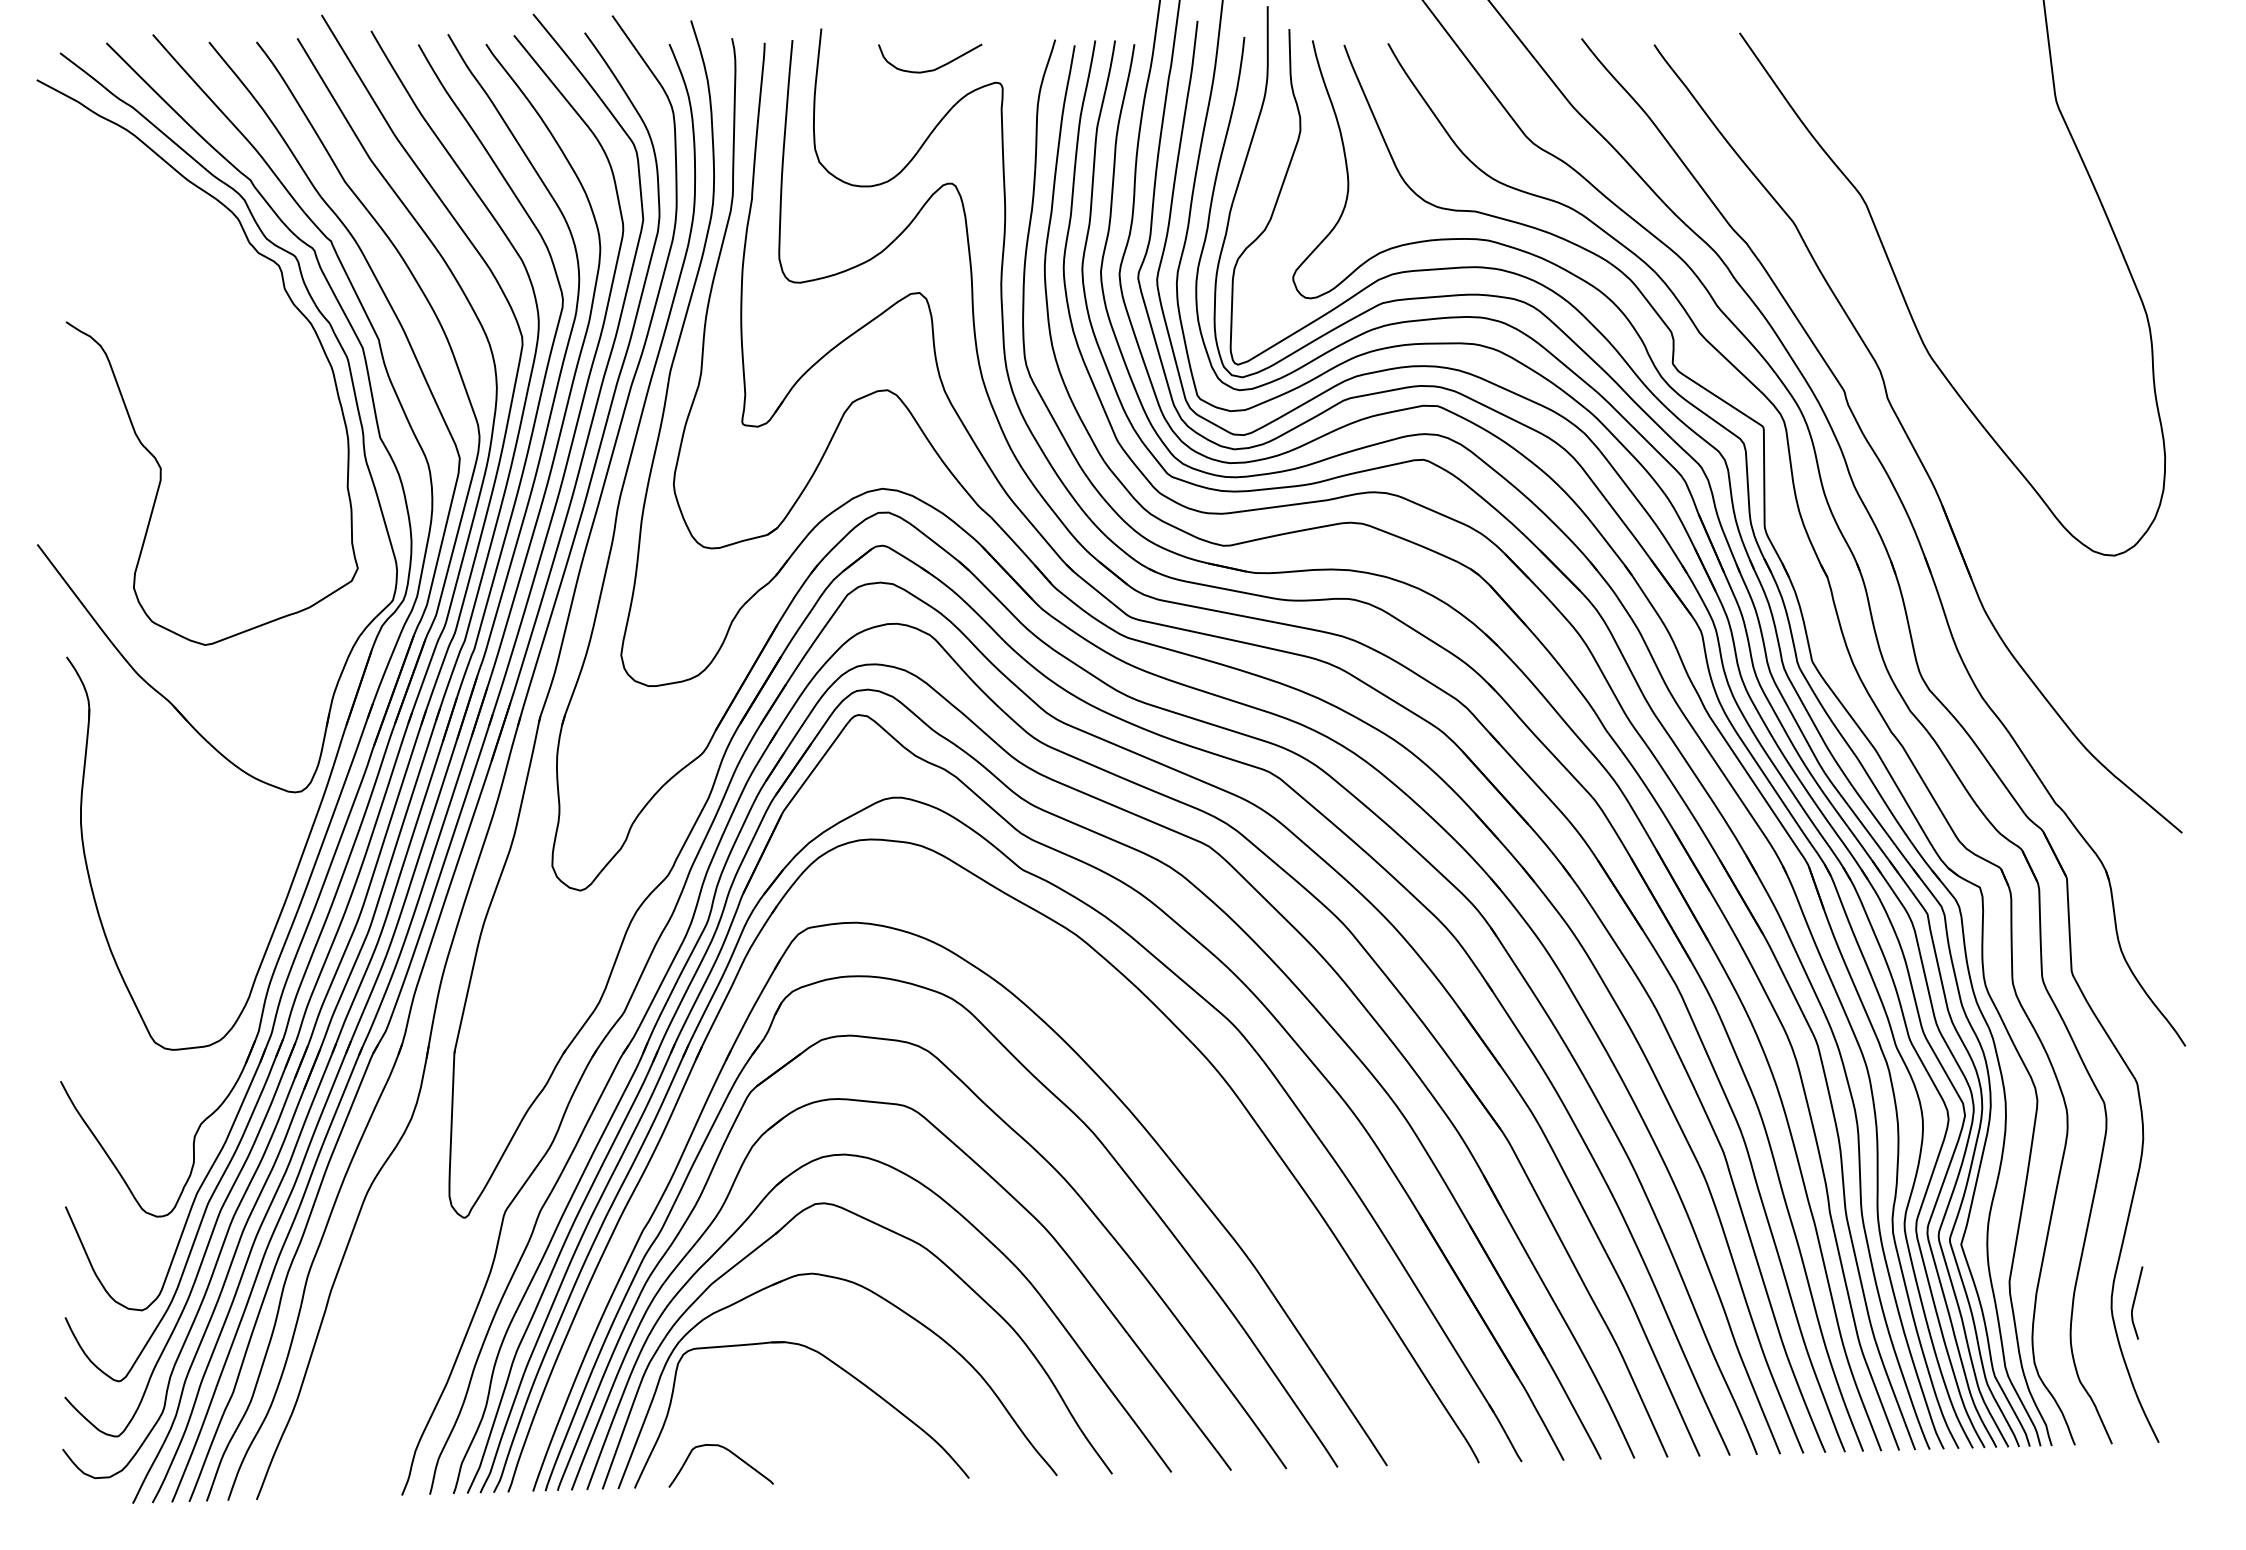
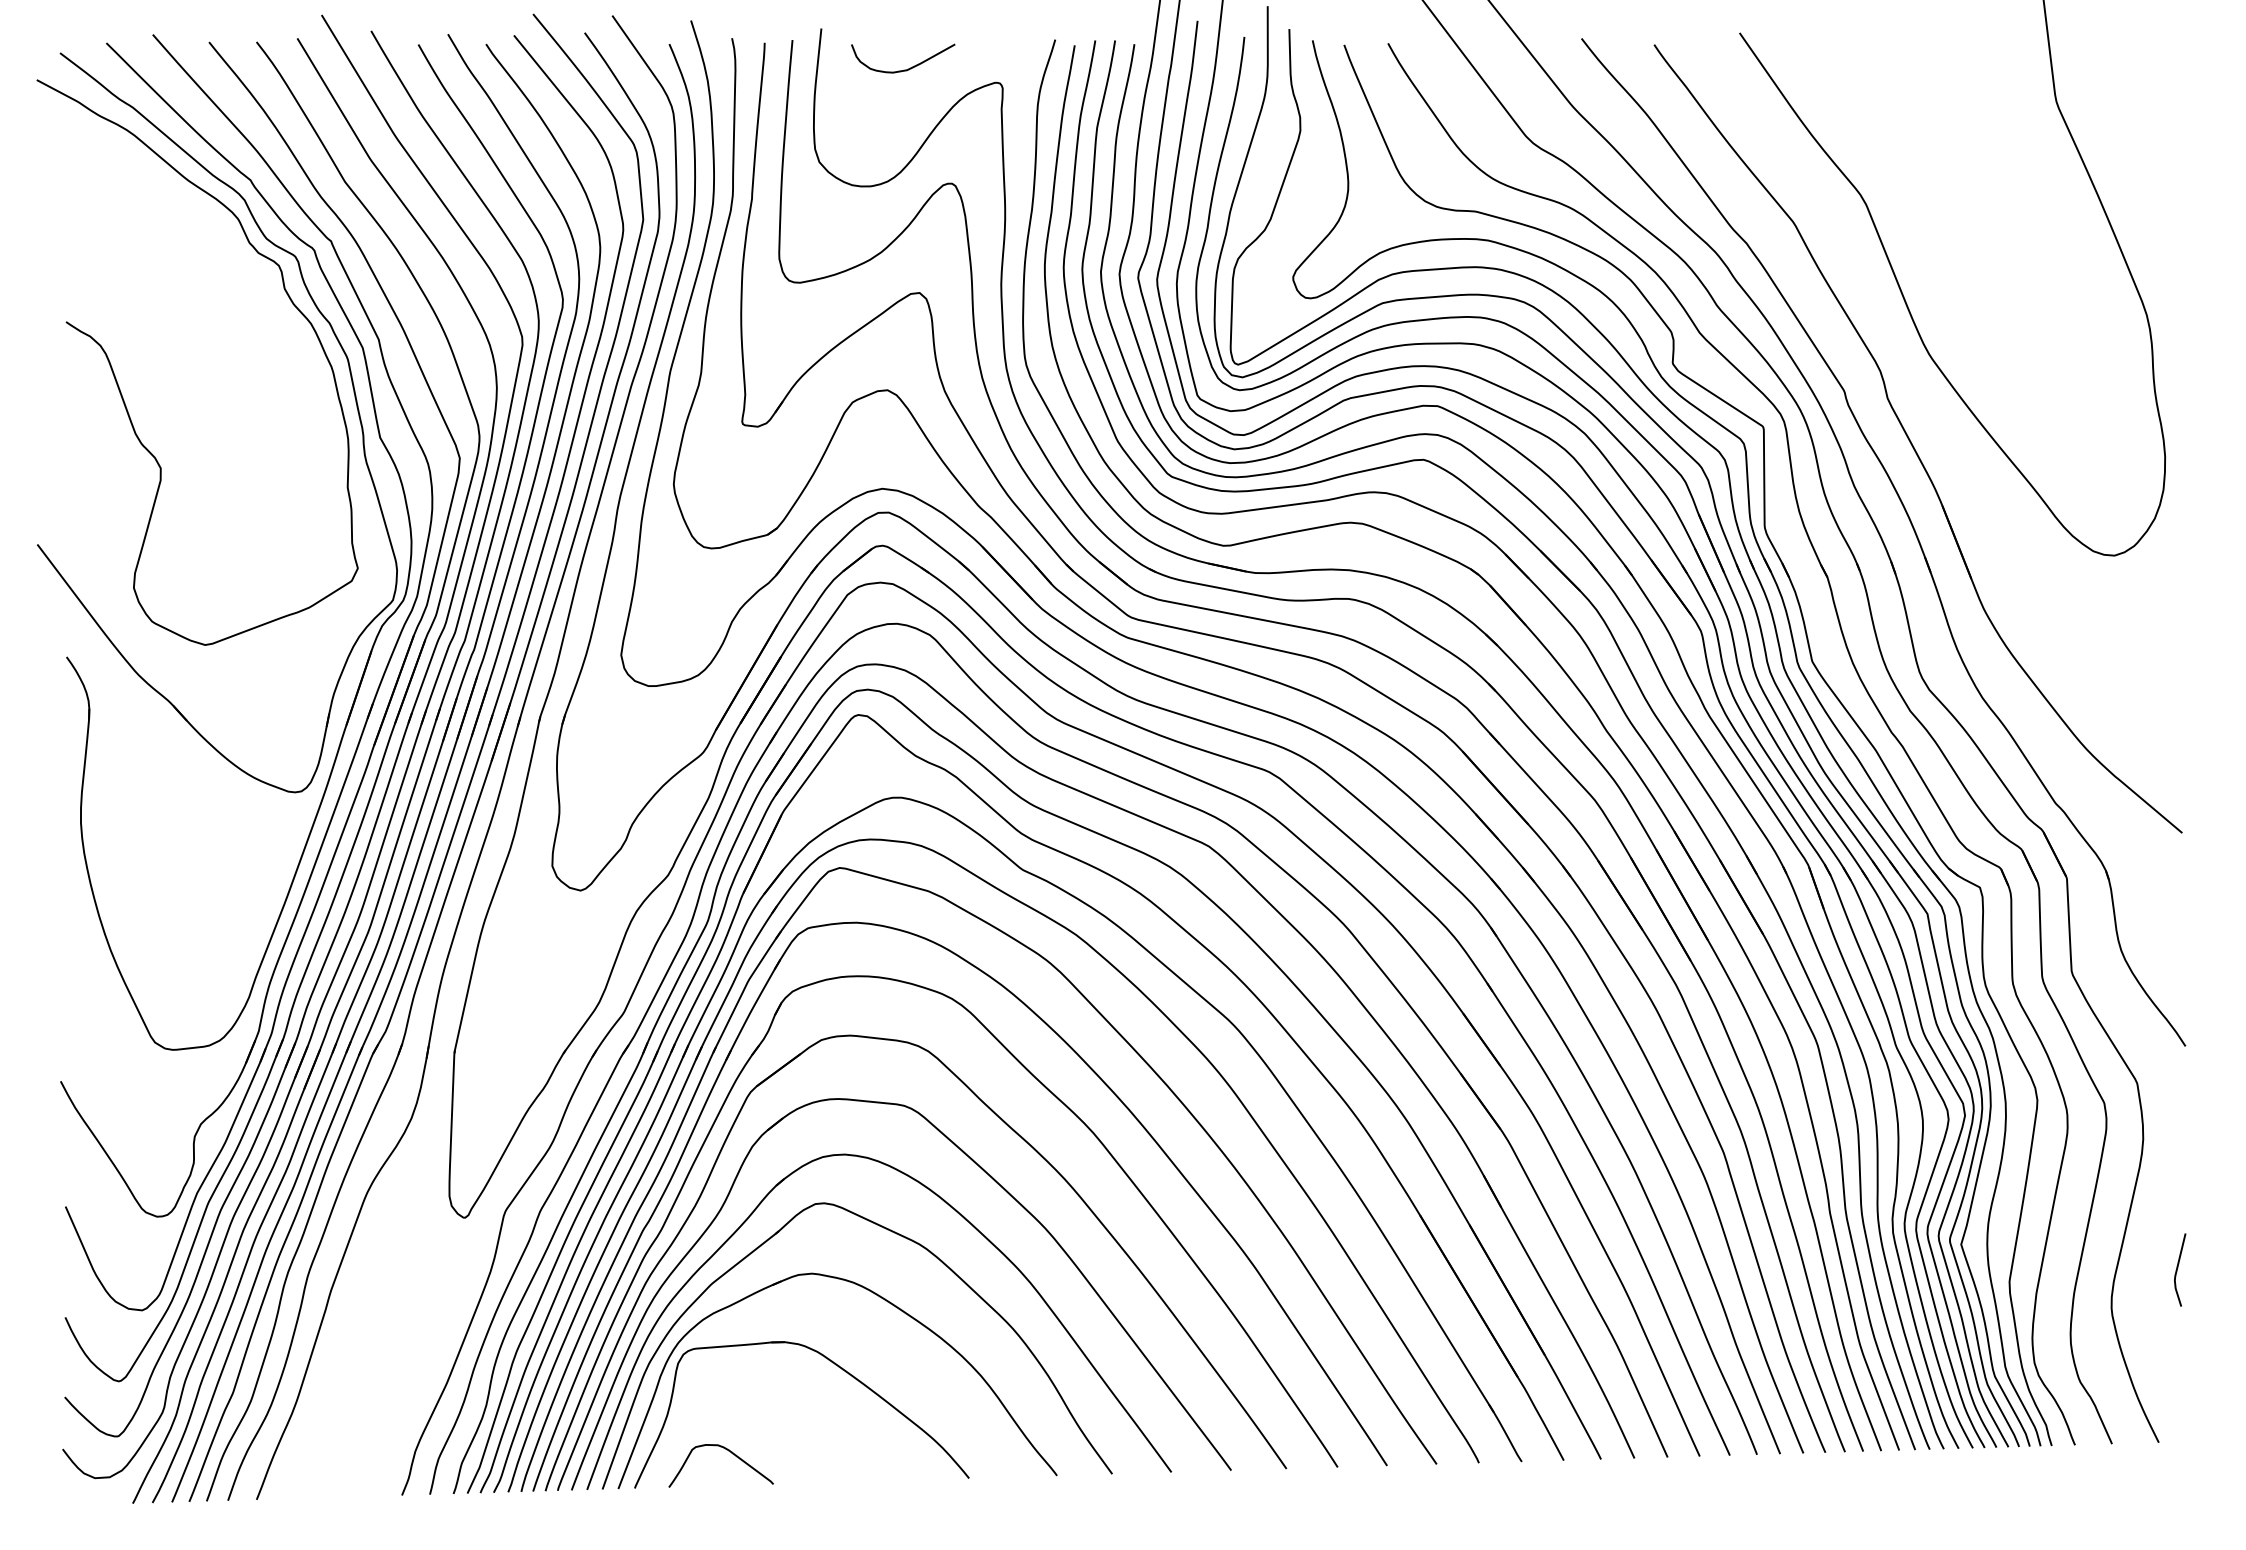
curve position: (930, 69) -> (903, 69) (903, 69)
part: none -> present (1131, 1048)
curve position: (2135, 1301) -> (2178, 1268) (2178, 1268)
